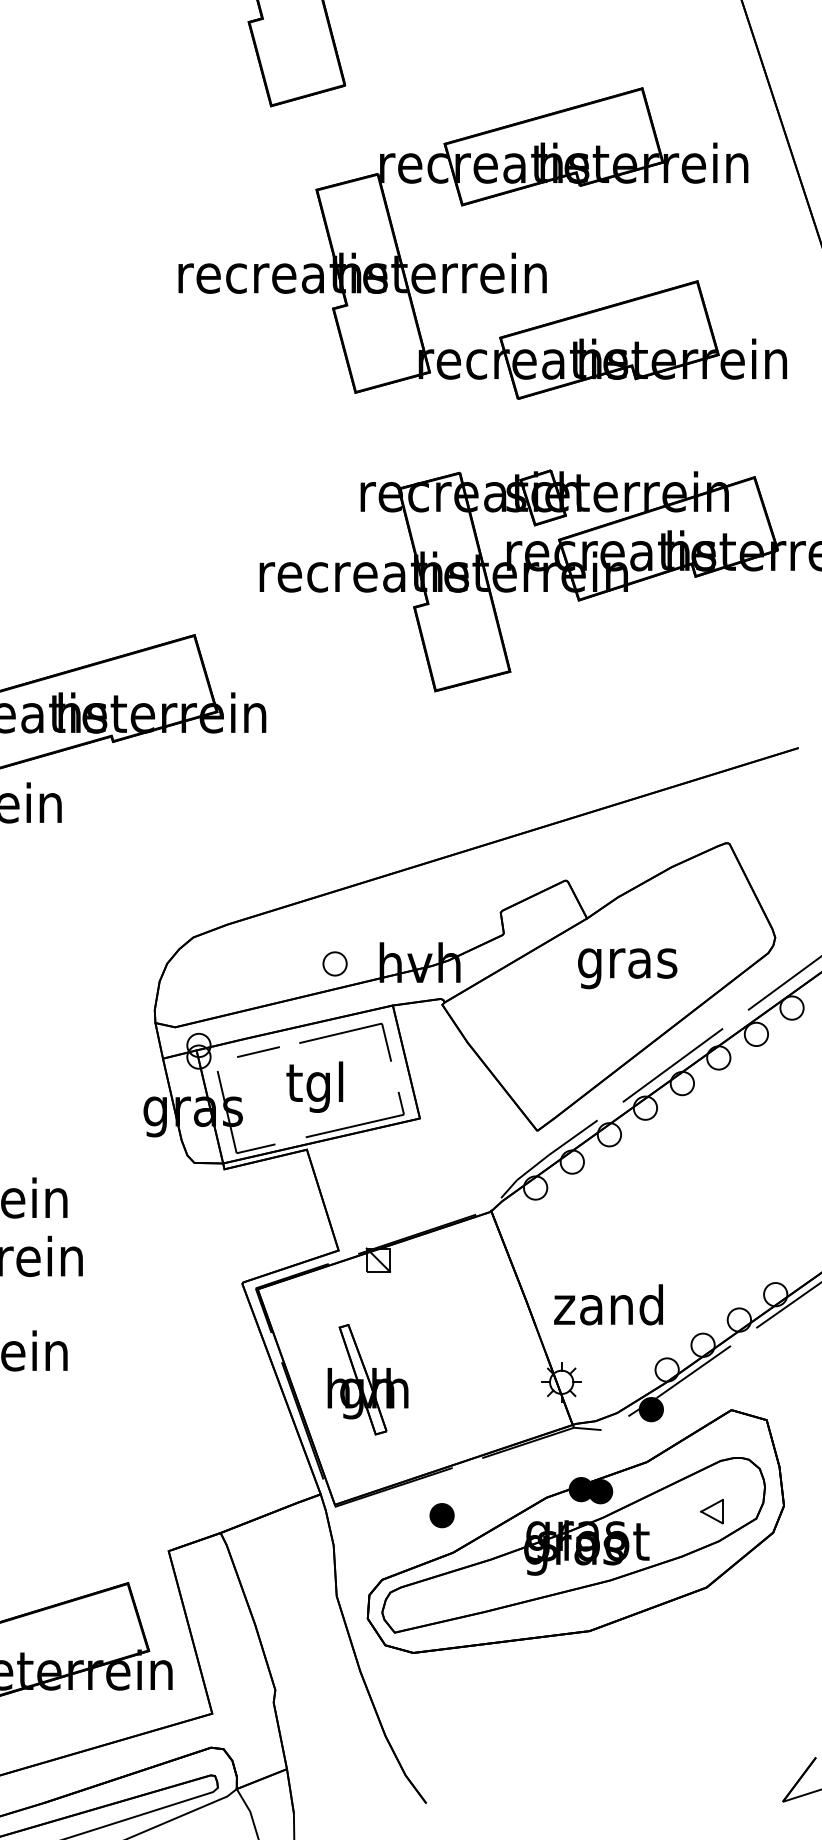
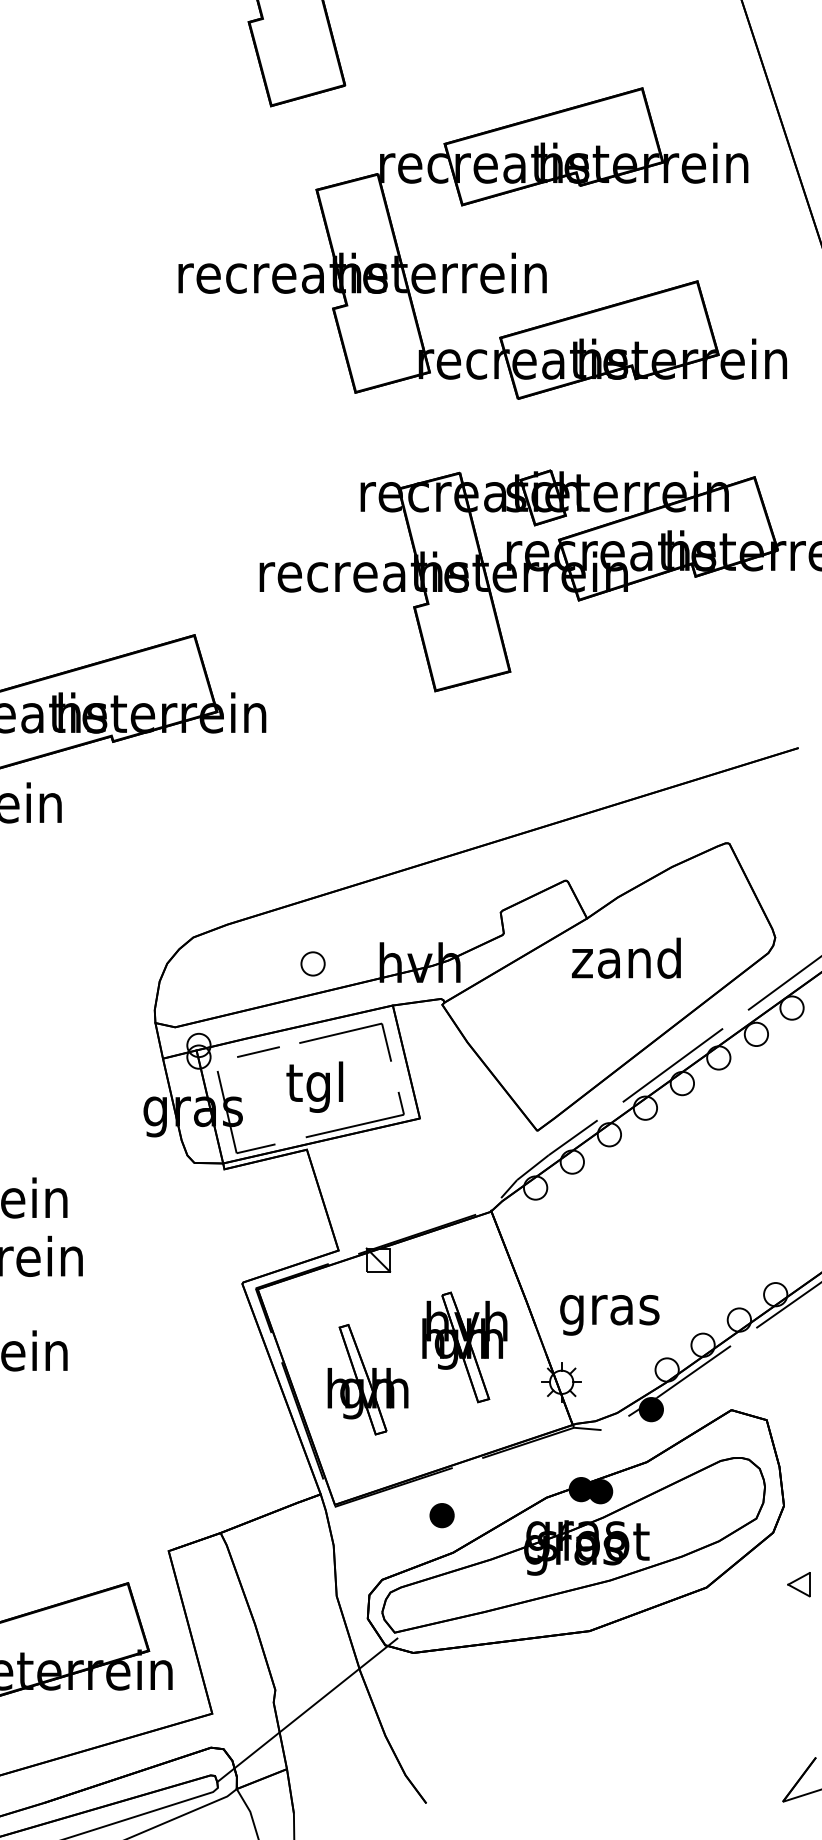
part position: (334, 963) -> (312, 963) (312, 963)
text: gras -> zand (625, 963)
text: zand -> gras (608, 1309)
part: none -> present (464, 1347)
part position: (711, 1511) -> (798, 1584) (798, 1584)
line: none -> present (307, 1710)
